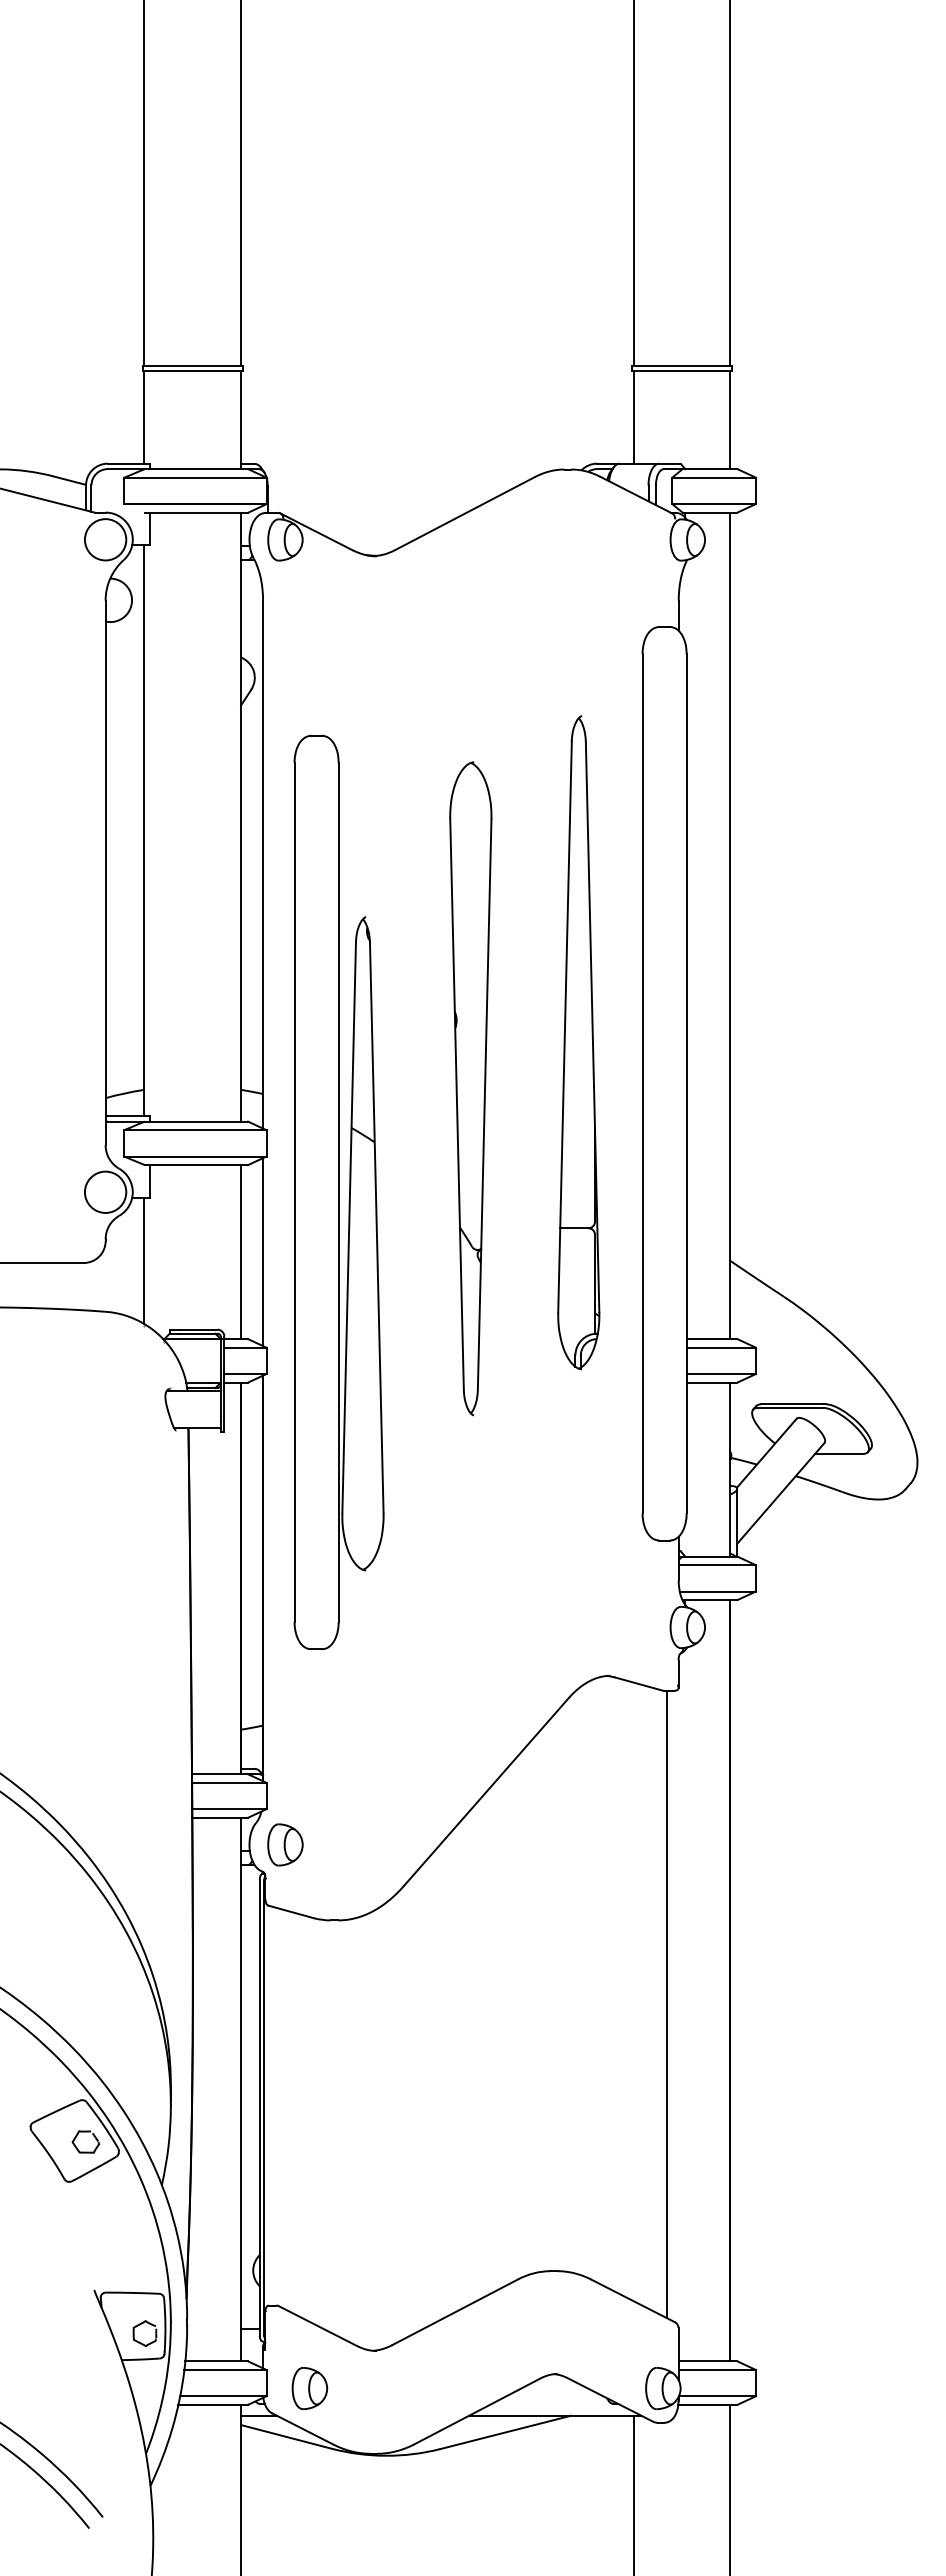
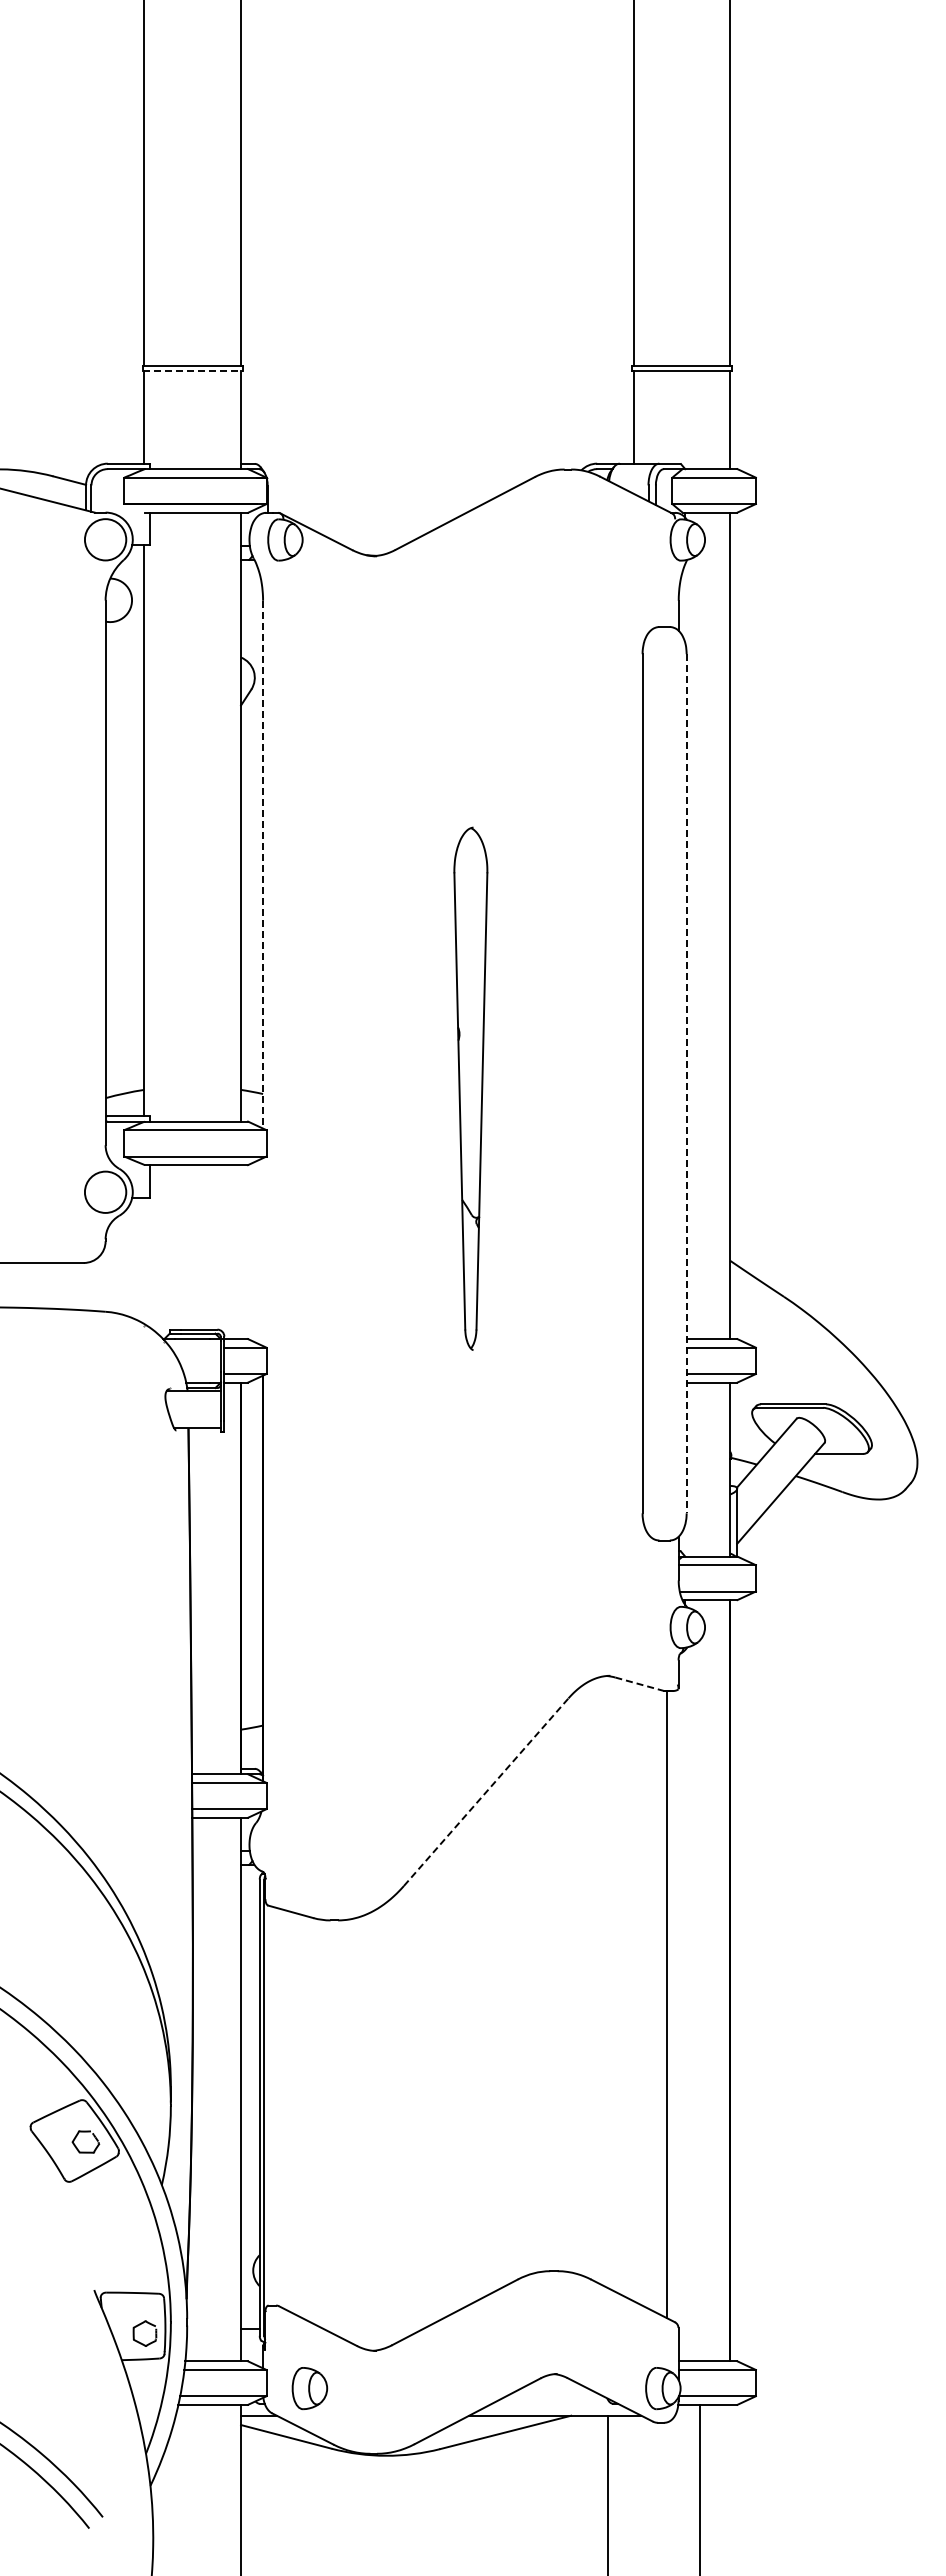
line: solid -> dashed (193, 371)
line: solid -> dashed (263, 864)
part: present -> none (578, 1042)
line: solid -> dashed (686, 1083)
part size: 44x656 px -> 36x525 px (470, 1088)
part: present -> none (338, 1192)
line: present -> none (241, 1252)
line: present -> none (263, 1252)
line: present -> none (144, 1260)
line: solid -> dashed (640, 1684)
line: solid -> dashed (486, 1792)
part: present -> none (285, 1844)
line position: (730, 2488) -> (700, 2488) (700, 2488)
line position: (633, 2493) -> (607, 2493) (607, 2493)
